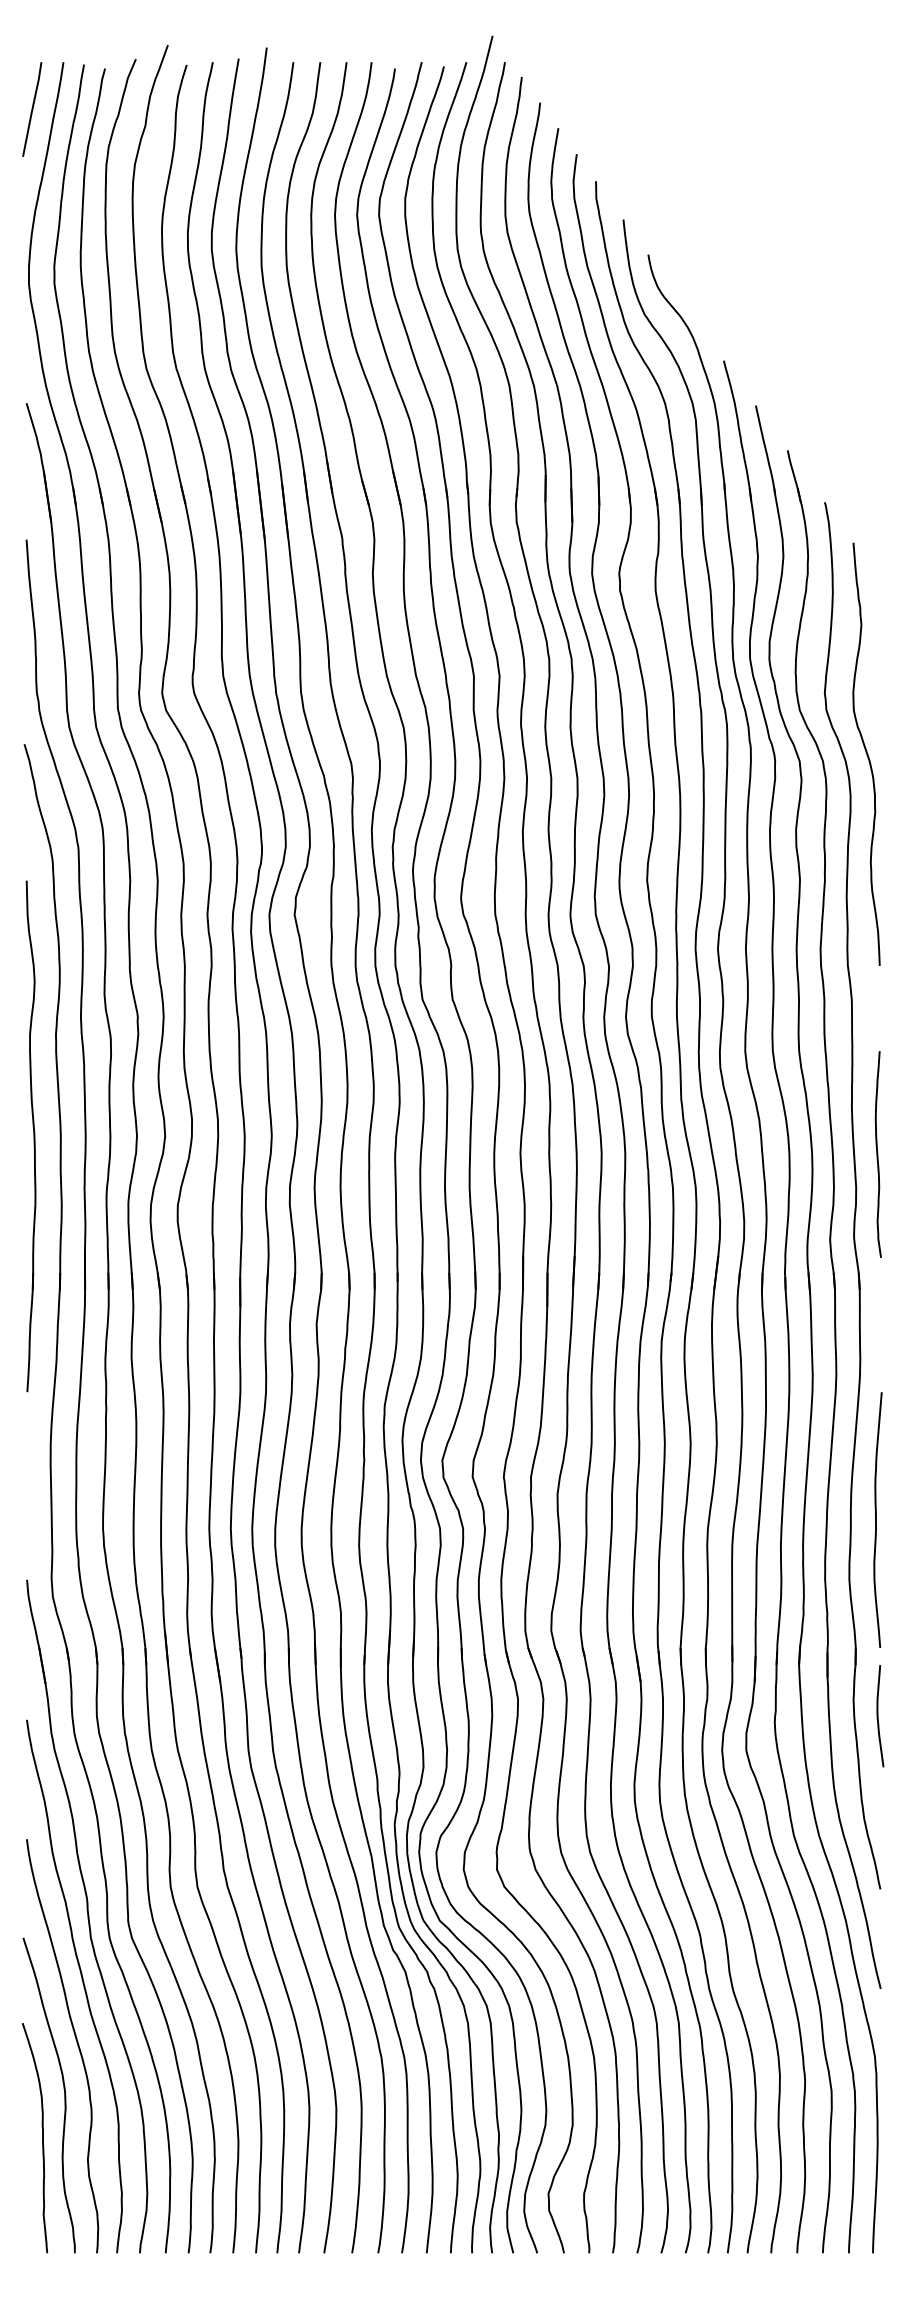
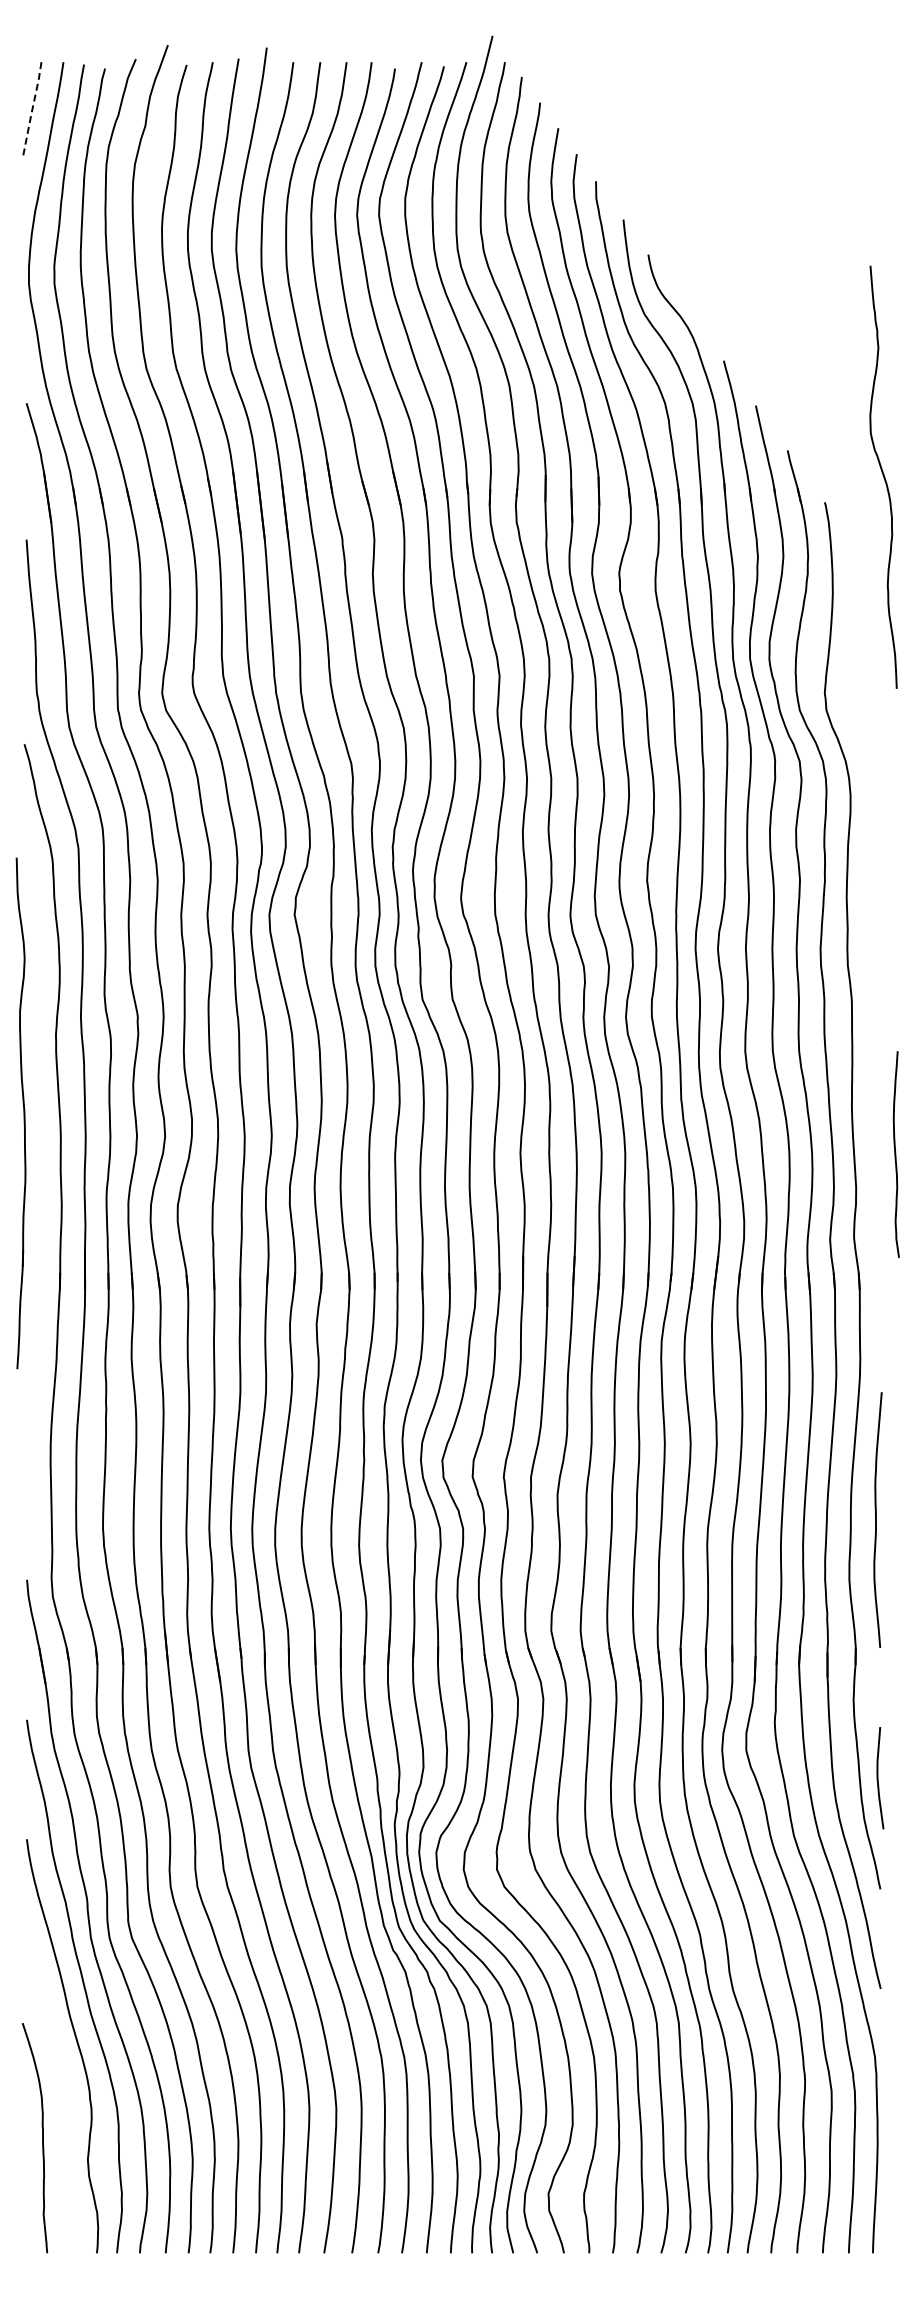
line: solid -> dashed (32, 109)
curve position: (866, 753) -> (883, 476) (883, 476)
part position: (30, 1136) -> (20, 1113) (20, 1113)
curve position: (877, 1154) -> (895, 1154) (895, 1154)
curve position: (878, 1716) -> (878, 1778) (878, 1778)
curve: present -> none (64, 2095)
